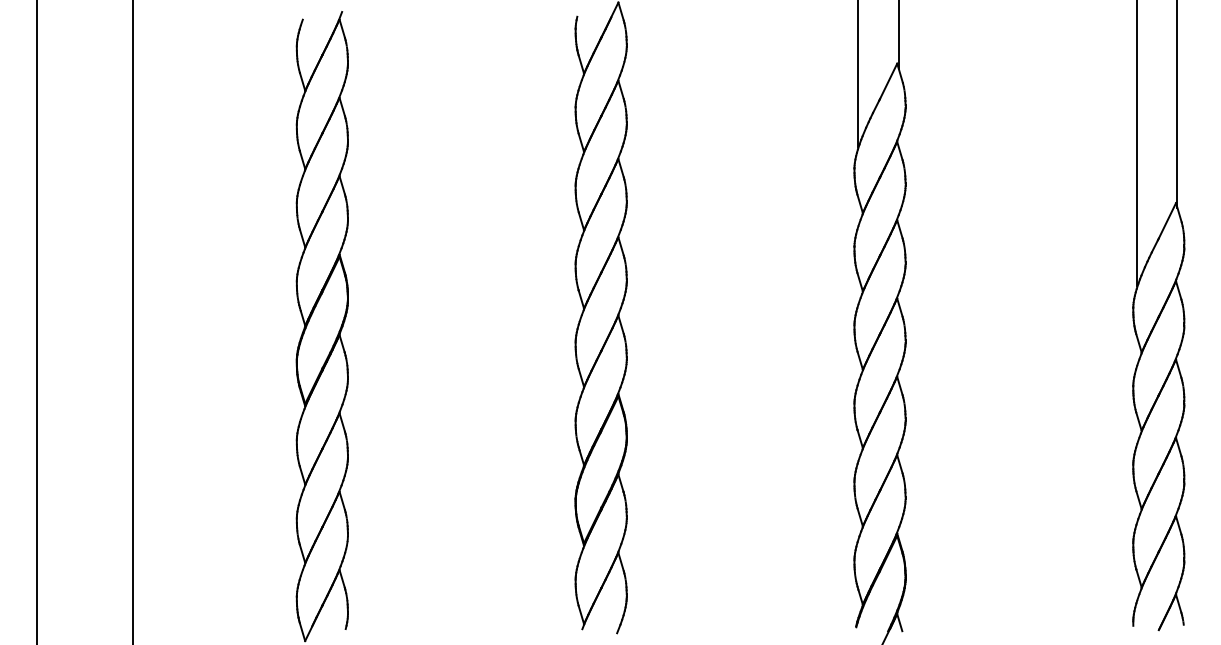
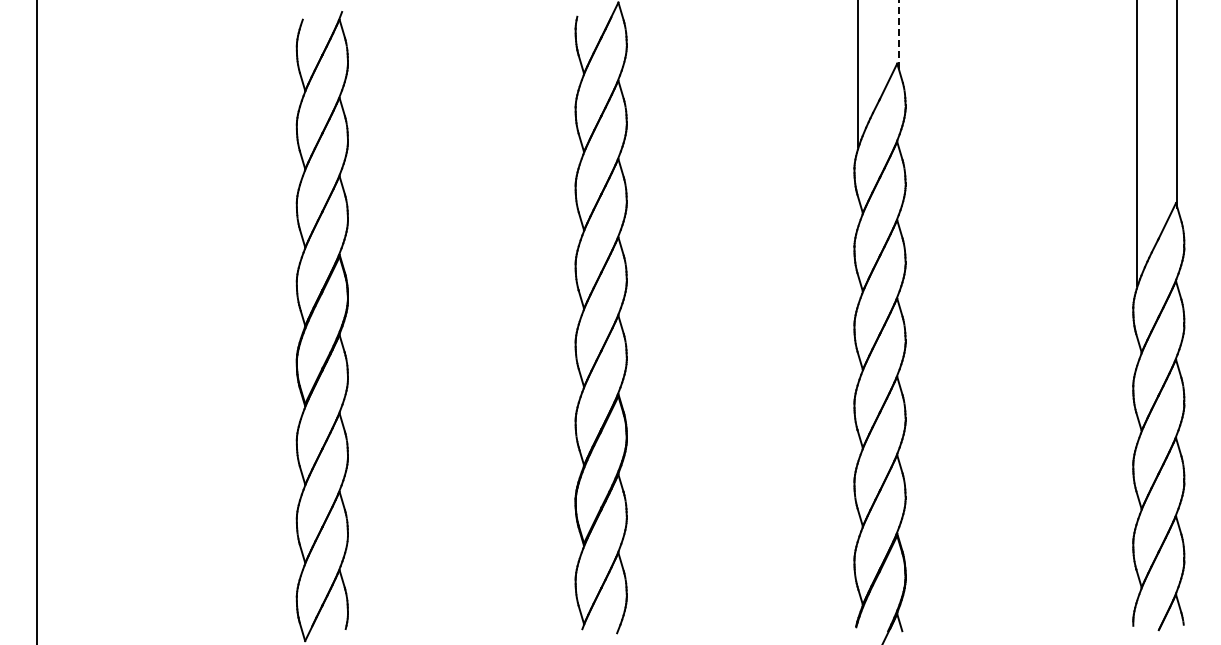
line: solid -> dashed (898, 34)
line: present -> none (133, 321)
